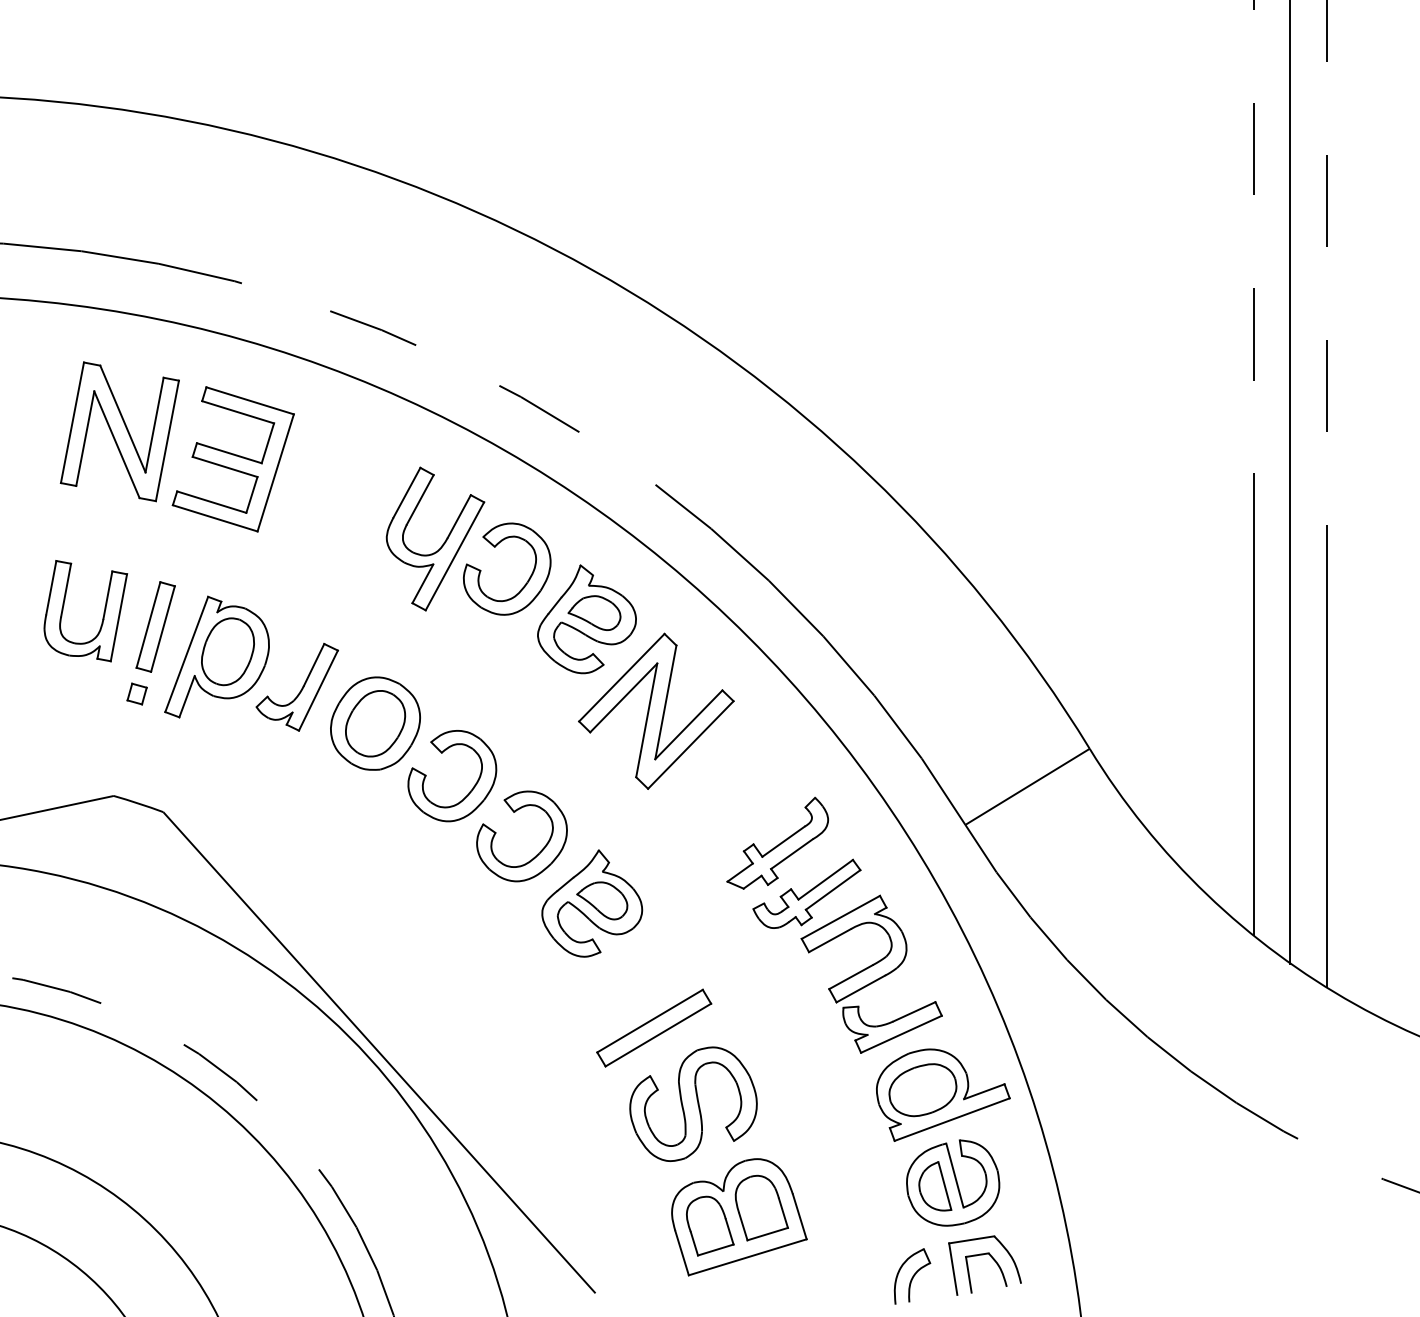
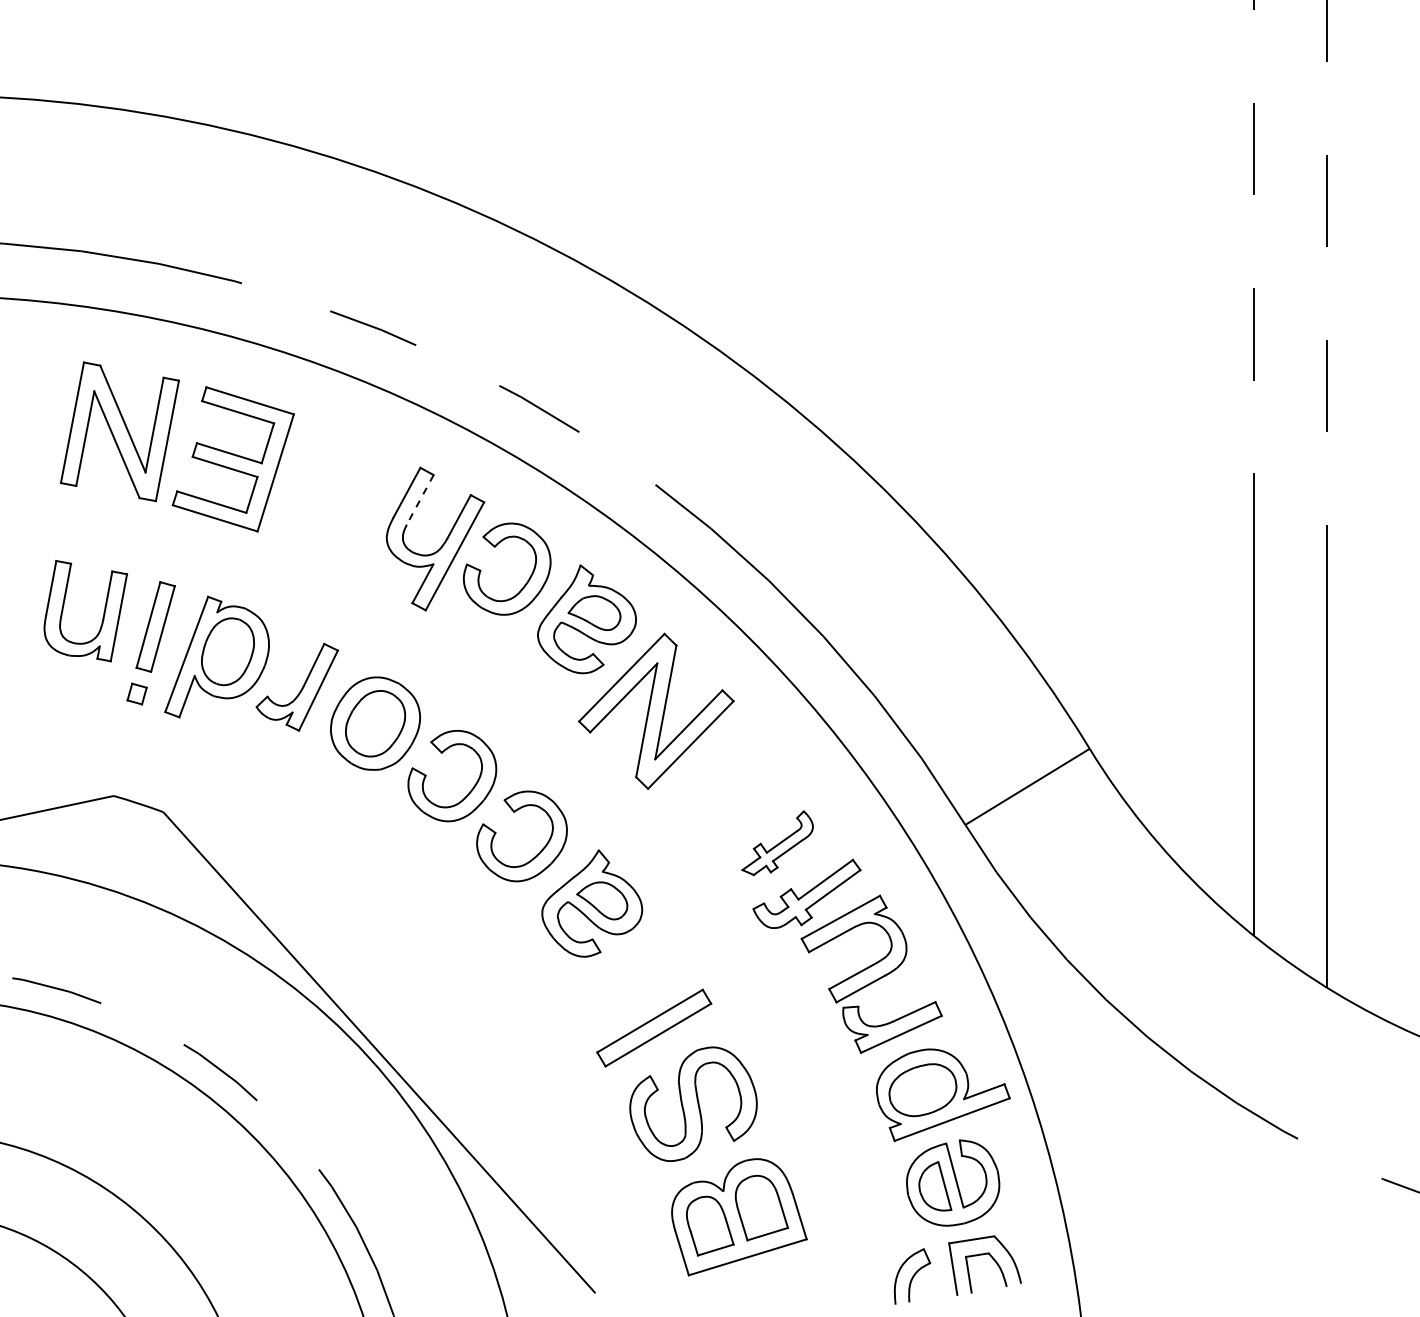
line: present -> none (1290, 482)
line: solid -> dashed (420, 500)
part size: 103x94 px -> 73x66 px (777, 842)
